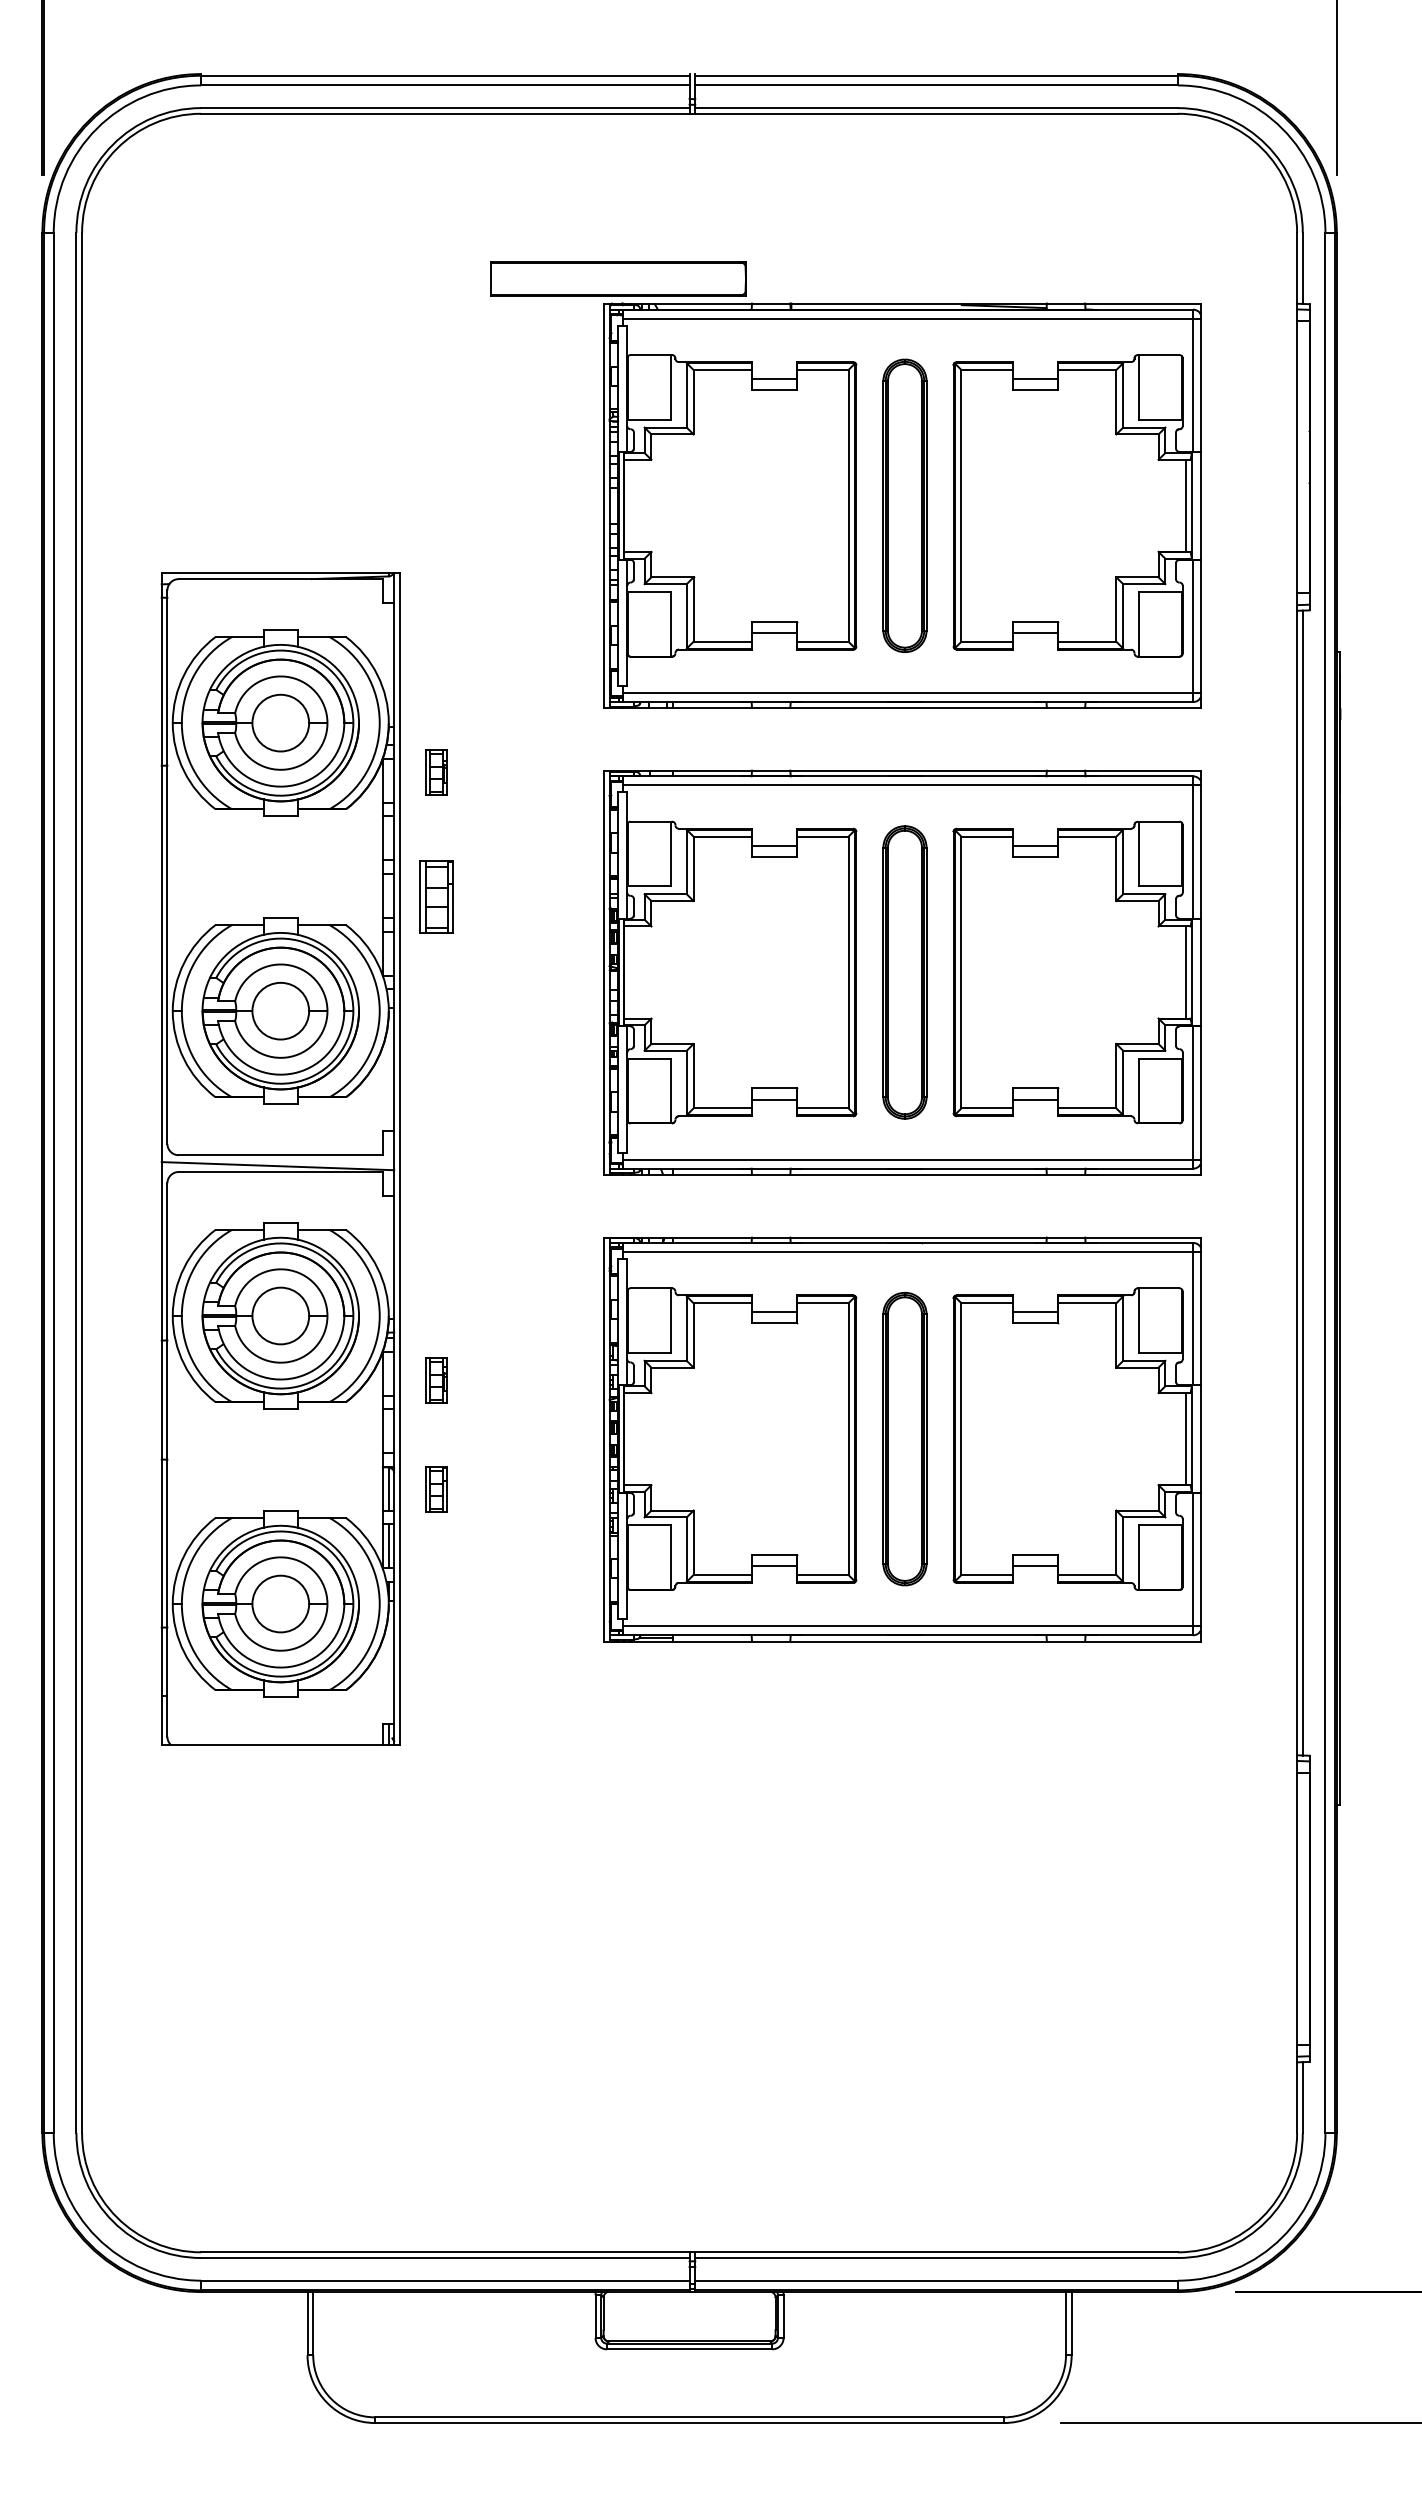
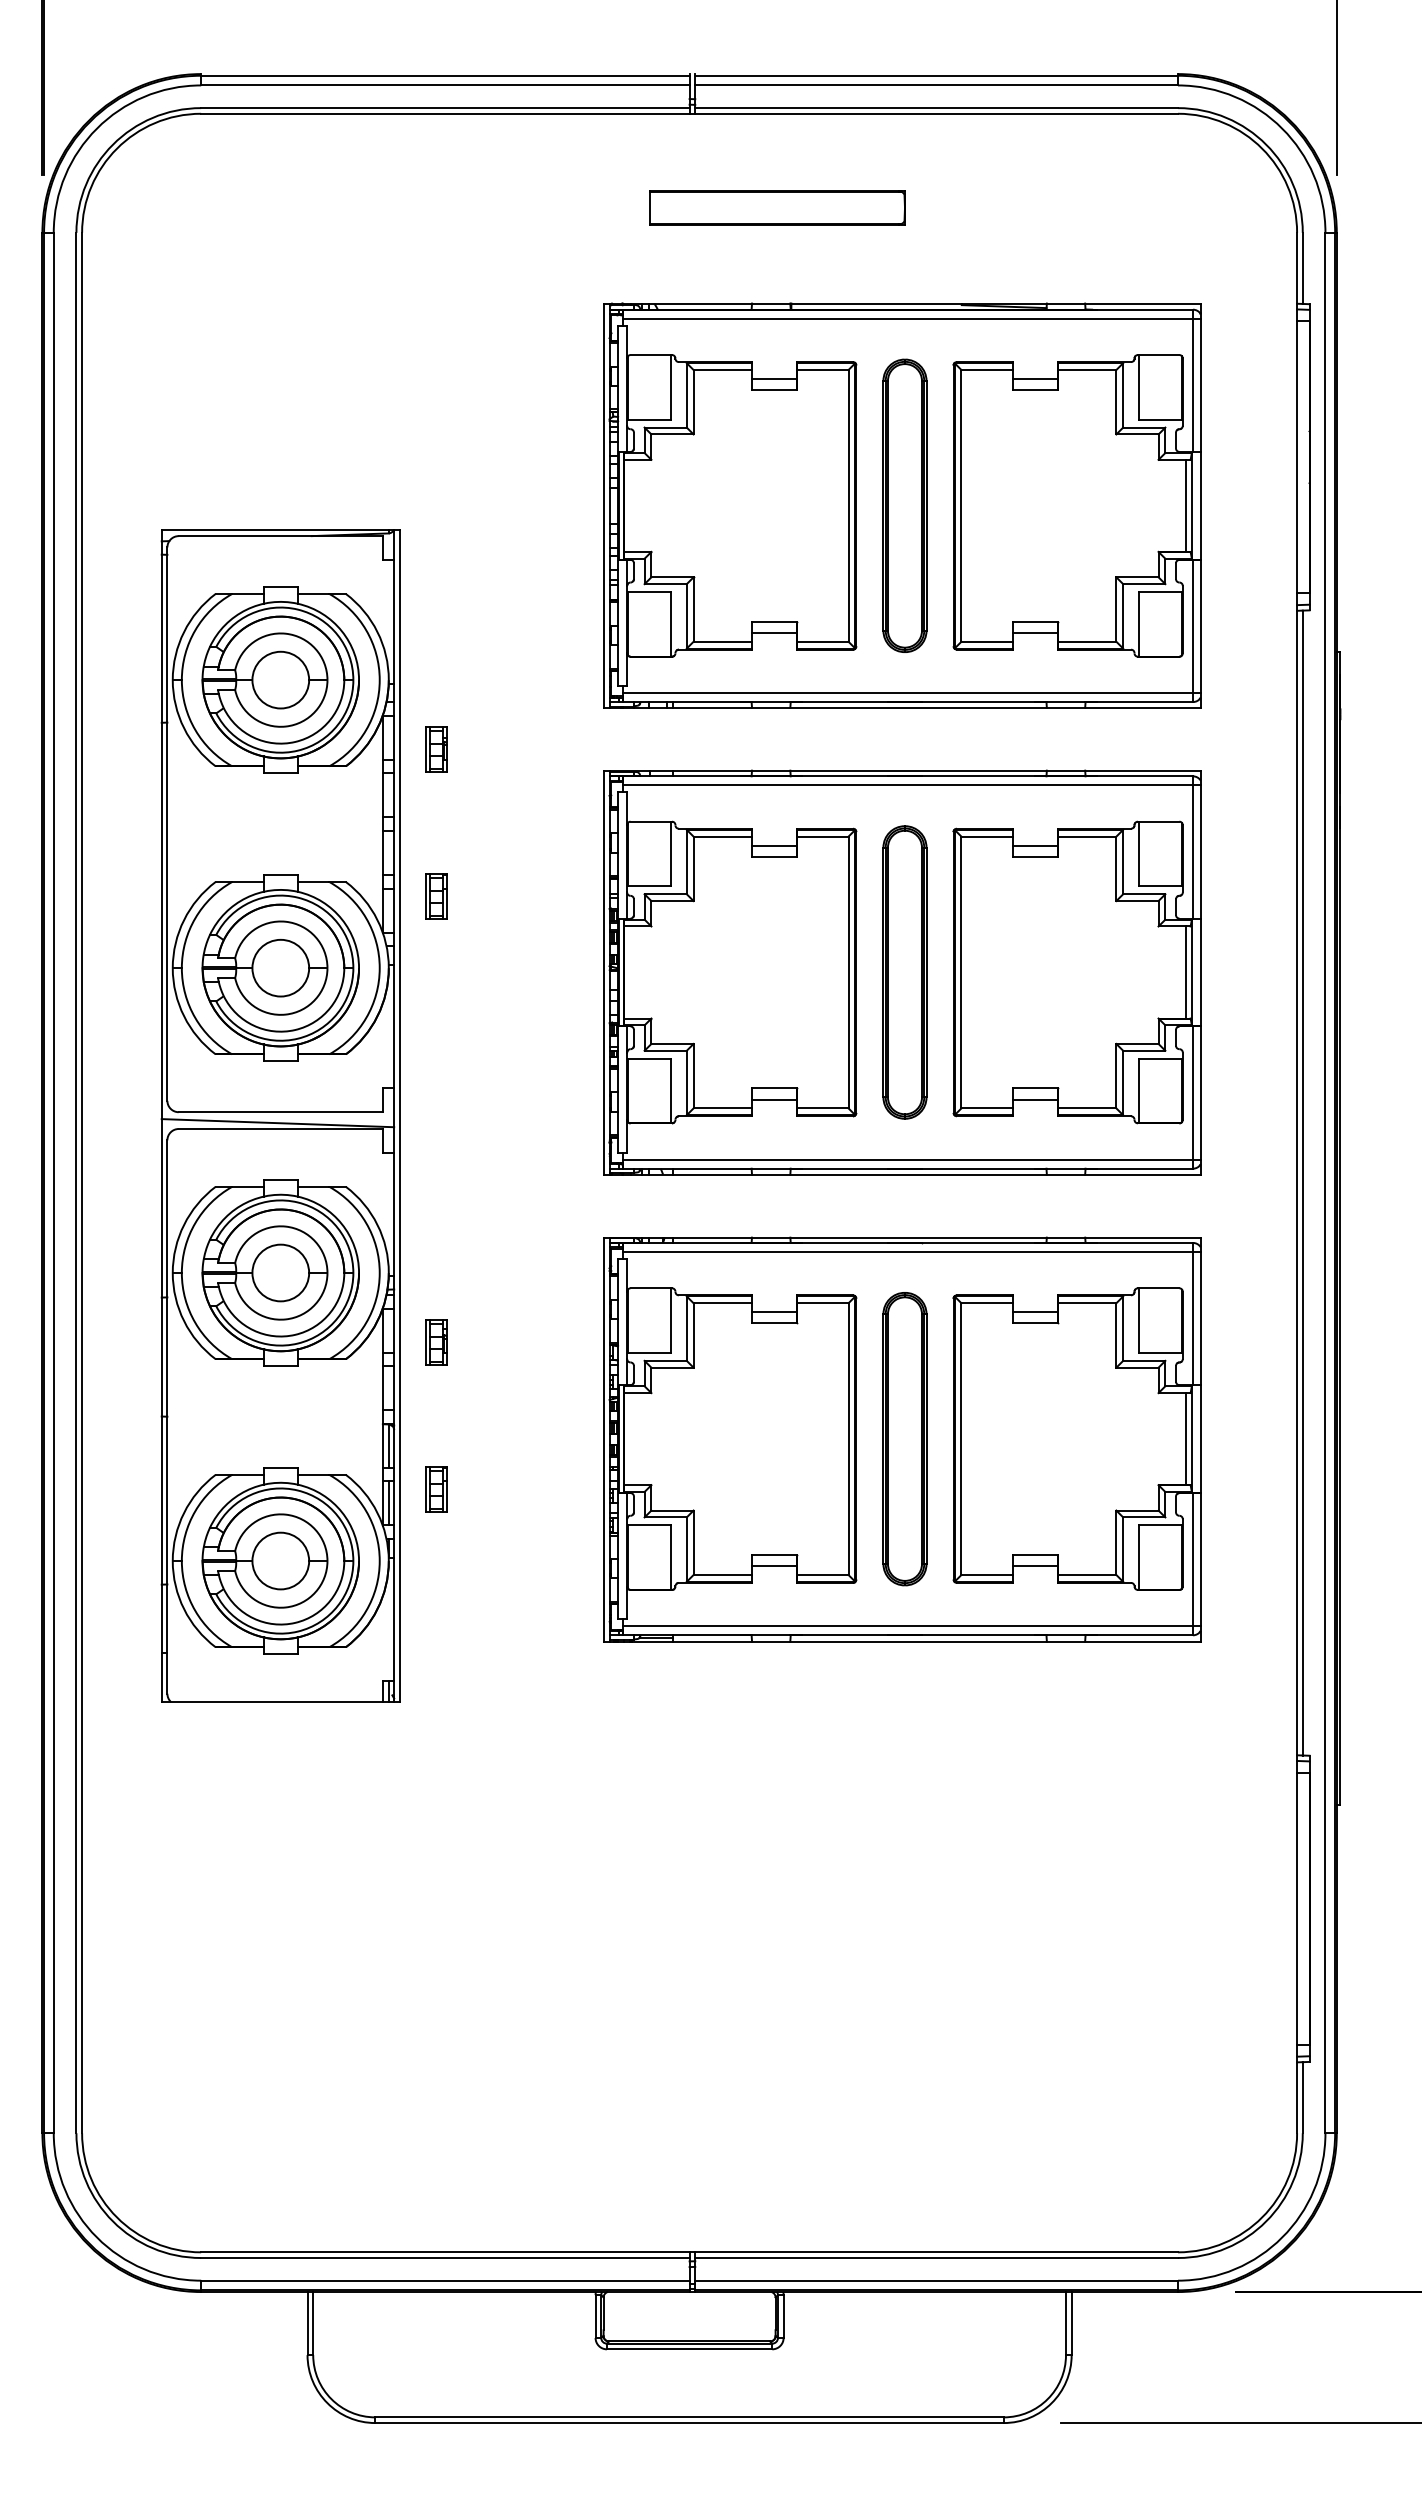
part position: (618, 278) -> (777, 207) (777, 207)
part position: (436, 772) -> (436, 749) (436, 749)
part size: 35x74 px -> 23x47 px (436, 896)
part position: (280, 1158) -> (280, 1115) (280, 1115)
part position: (436, 1380) -> (436, 1342) (436, 1342)
